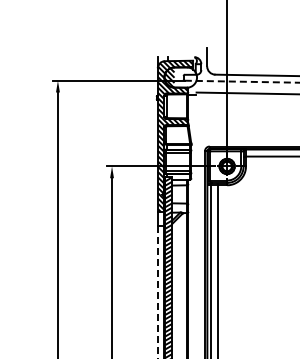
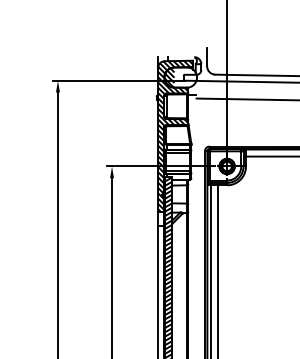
line: dashed -> solid (242, 81)
line position: (246, 93) -> (246, 99) (246, 99)
line: dashed -> solid (157, 292)
